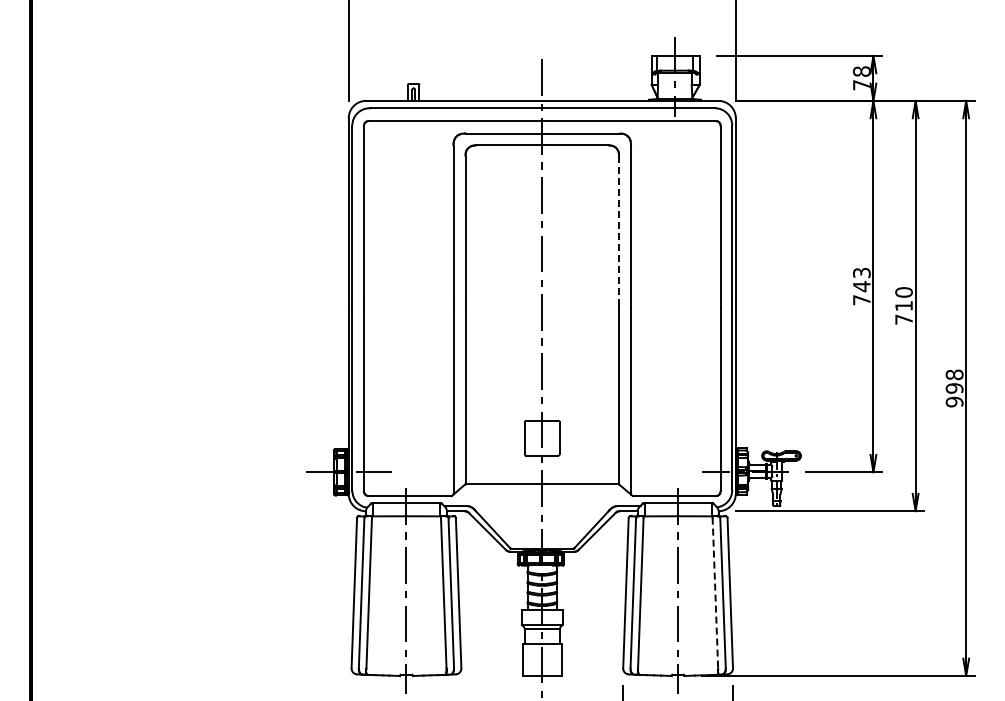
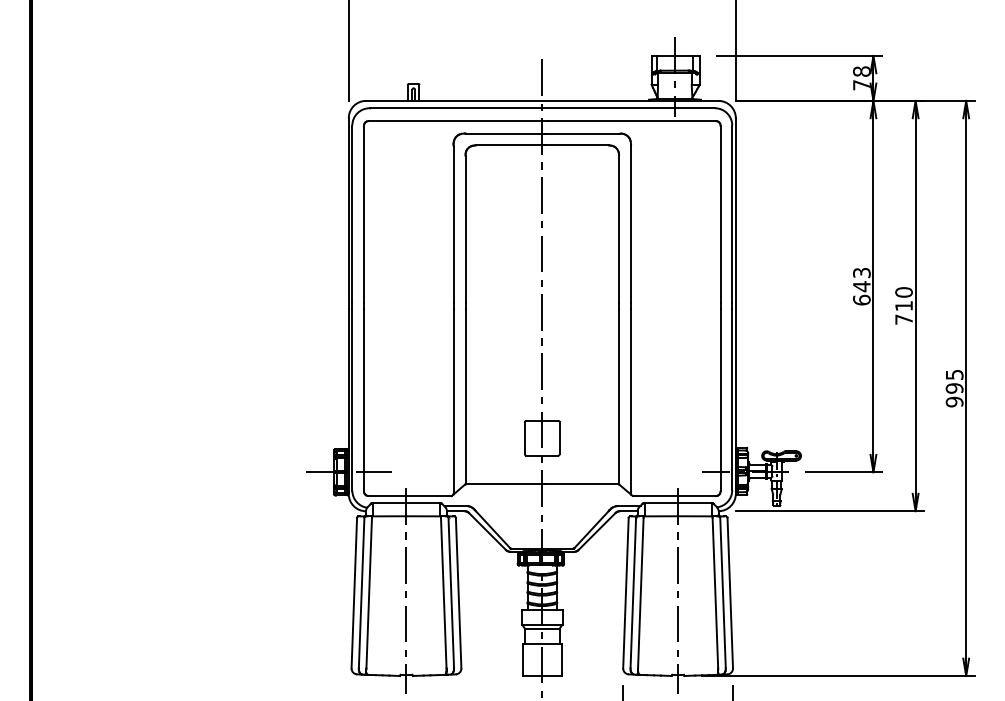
line: dashed -> solid (619, 229)
text: 743 -> 643 (861, 299)
text: 998 -> 995 (954, 374)
line: dashed -> solid (715, 593)
